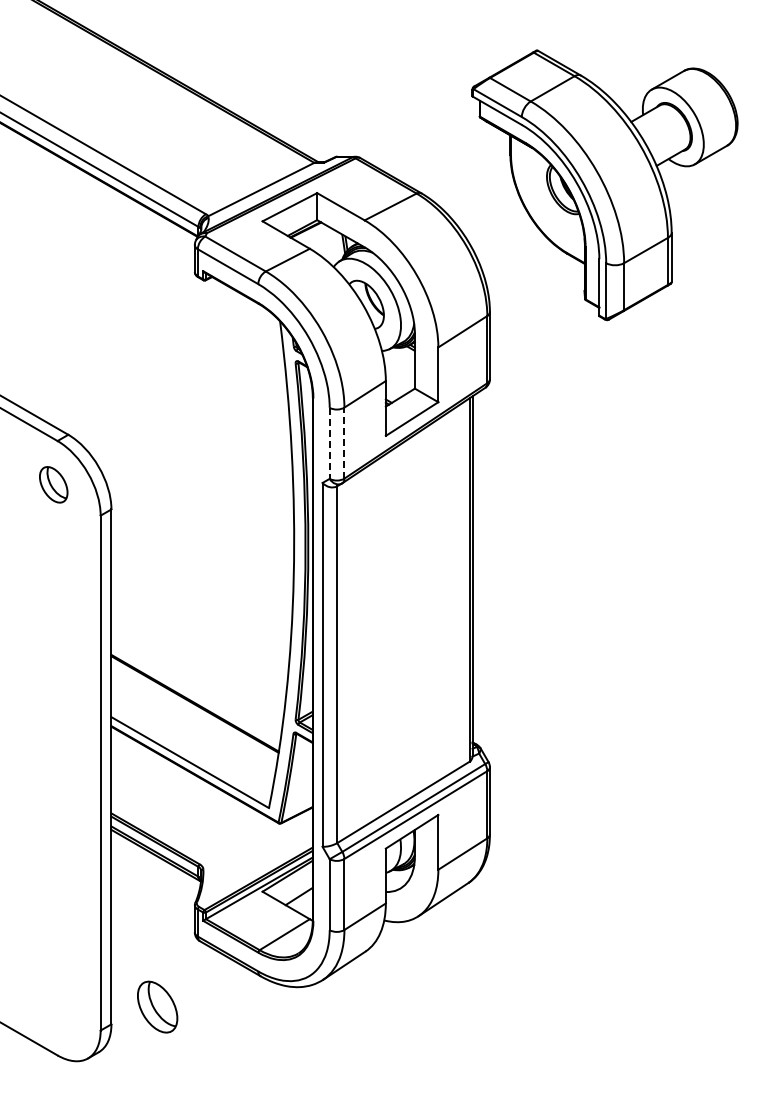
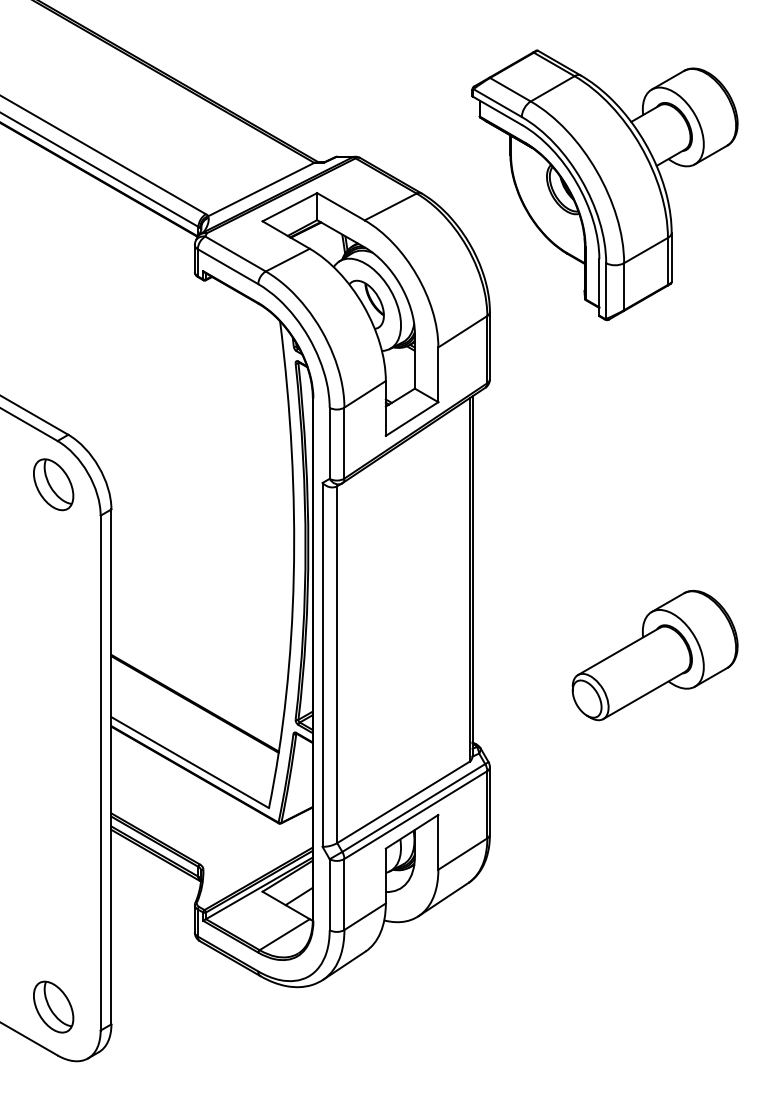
line: dashed -> solid (329, 443)
line: dashed -> solid (344, 443)
part size: 30x38 px -> 42x54 px (53, 484)
part: none -> present (654, 655)
part position: (157, 1006) -> (53, 1006) (53, 1006)
